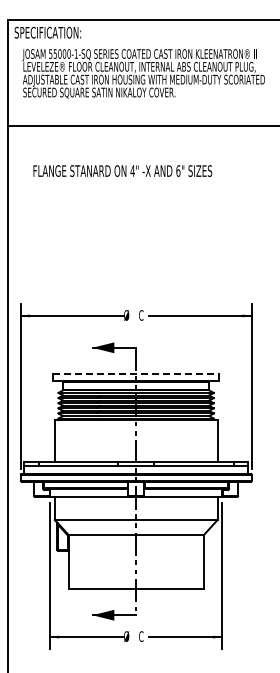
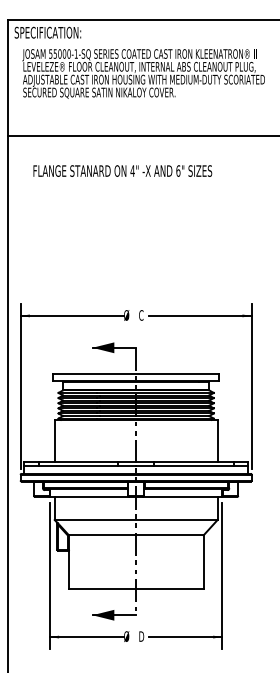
line position: (142, 125) -> (142, 135) (142, 135)
line: dashed -> solid (136, 373)
text: C -> D (141, 636)
